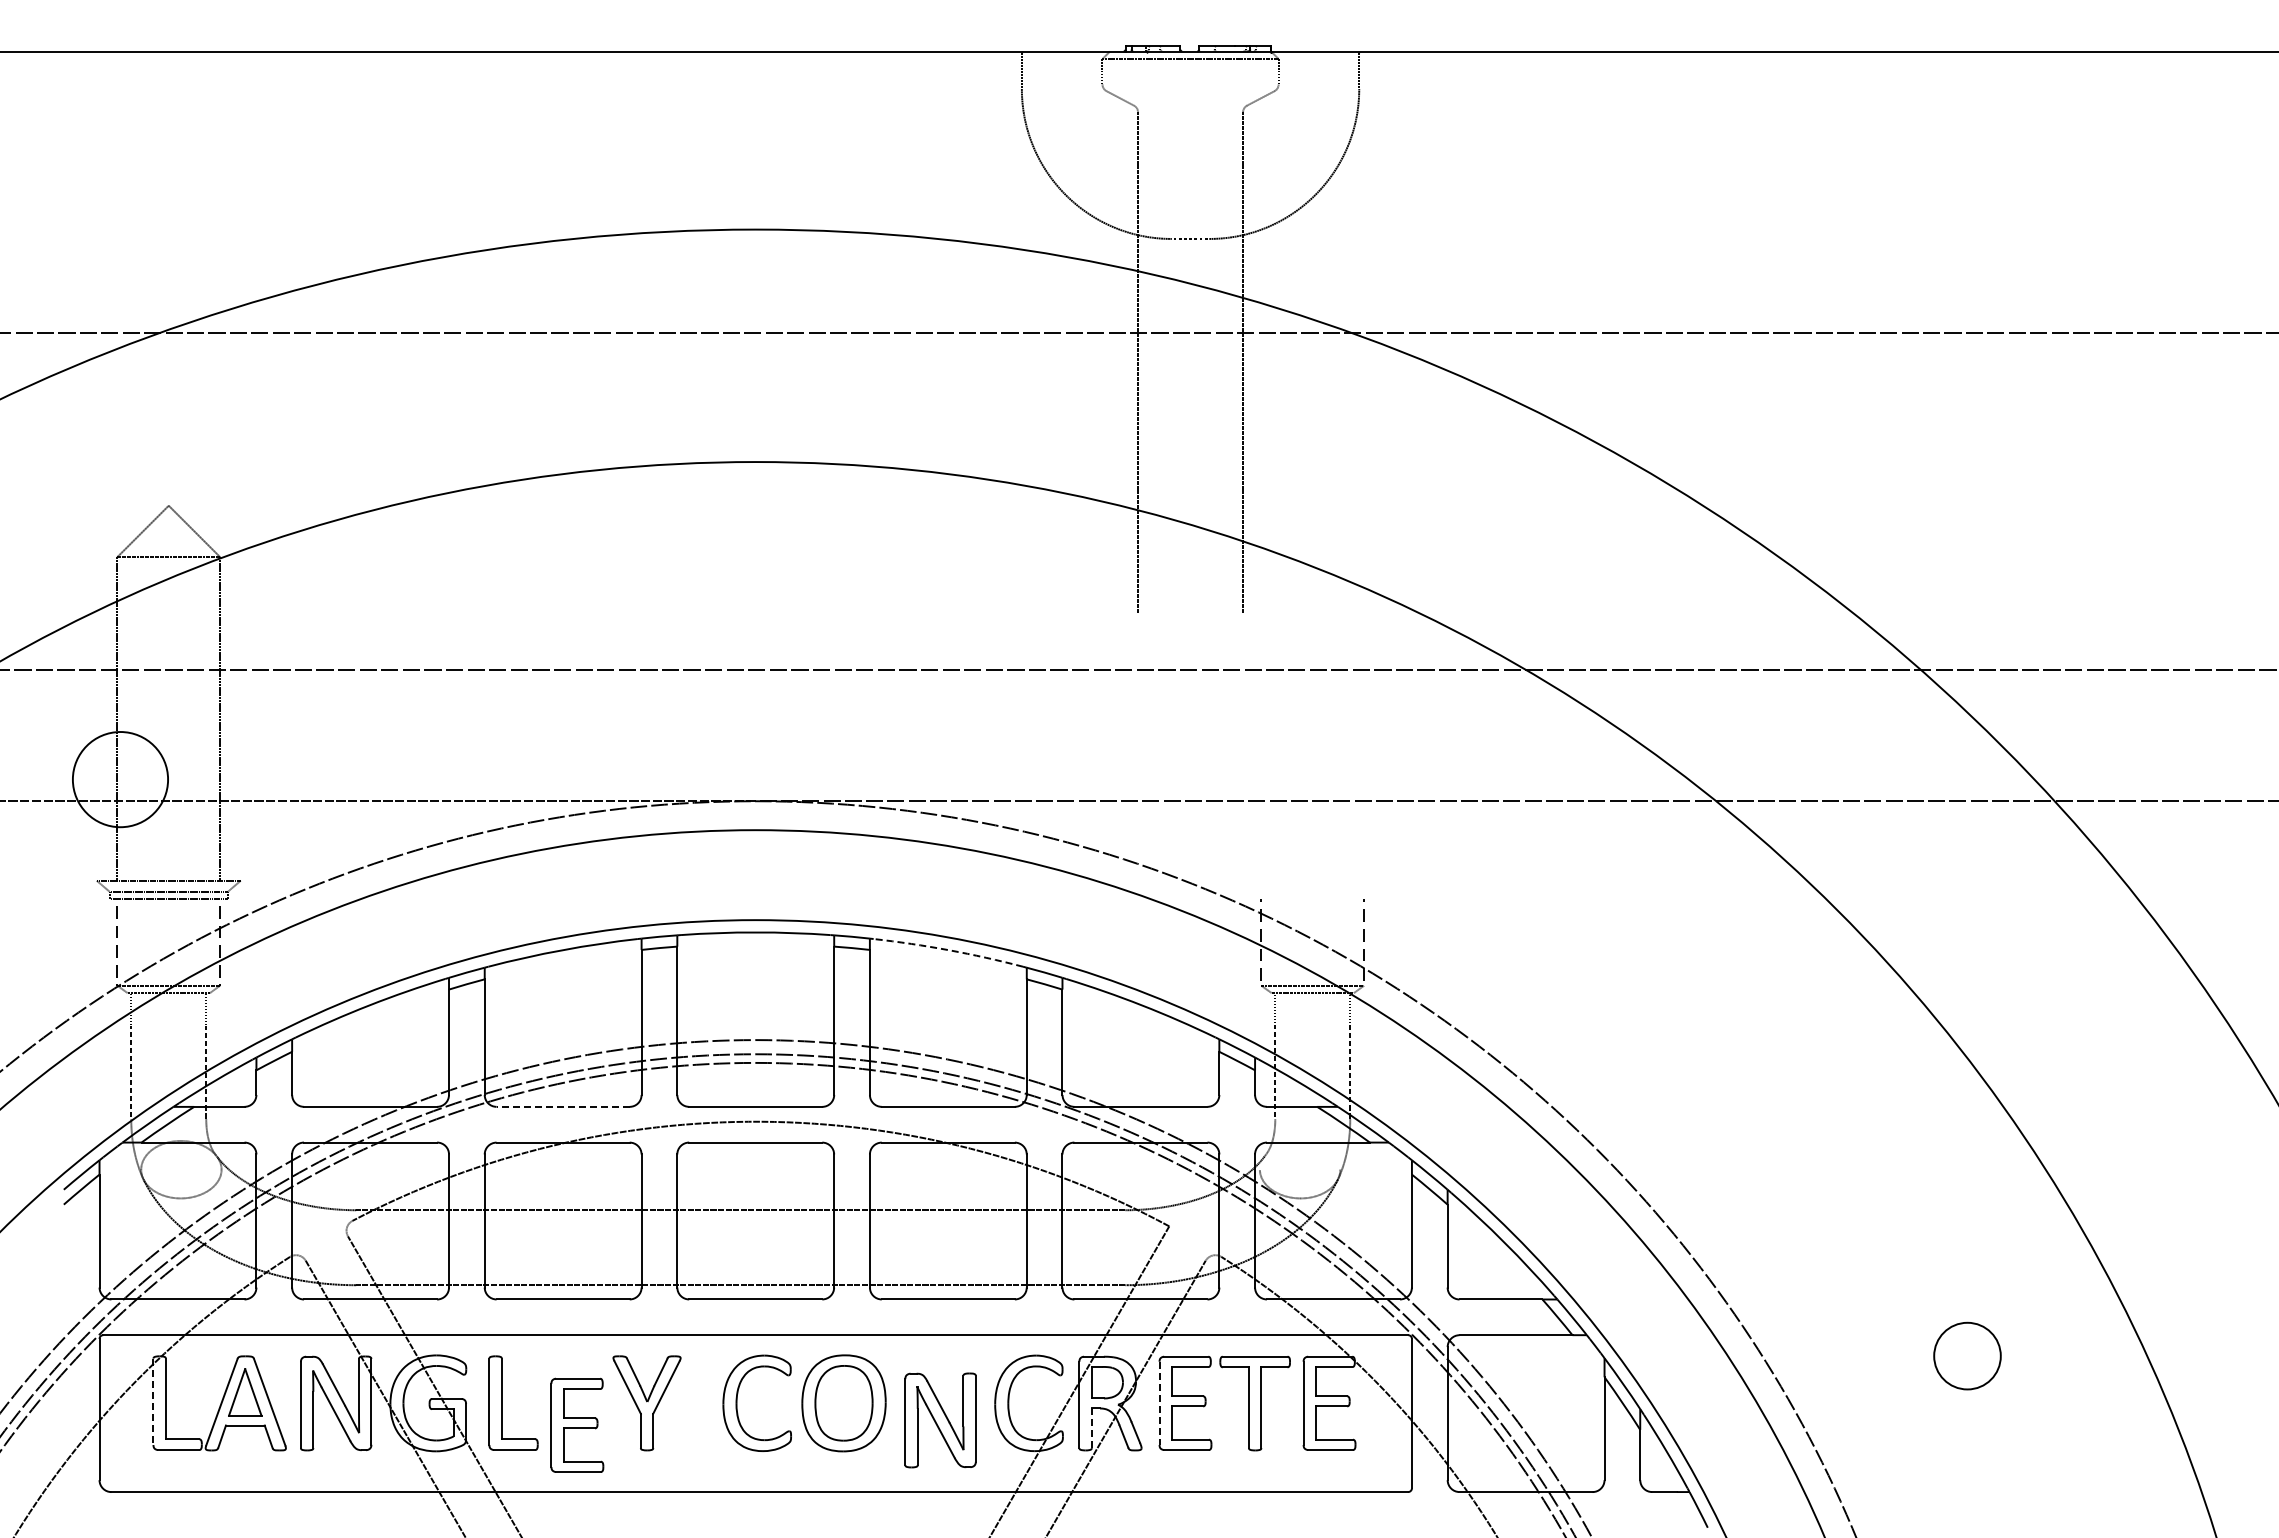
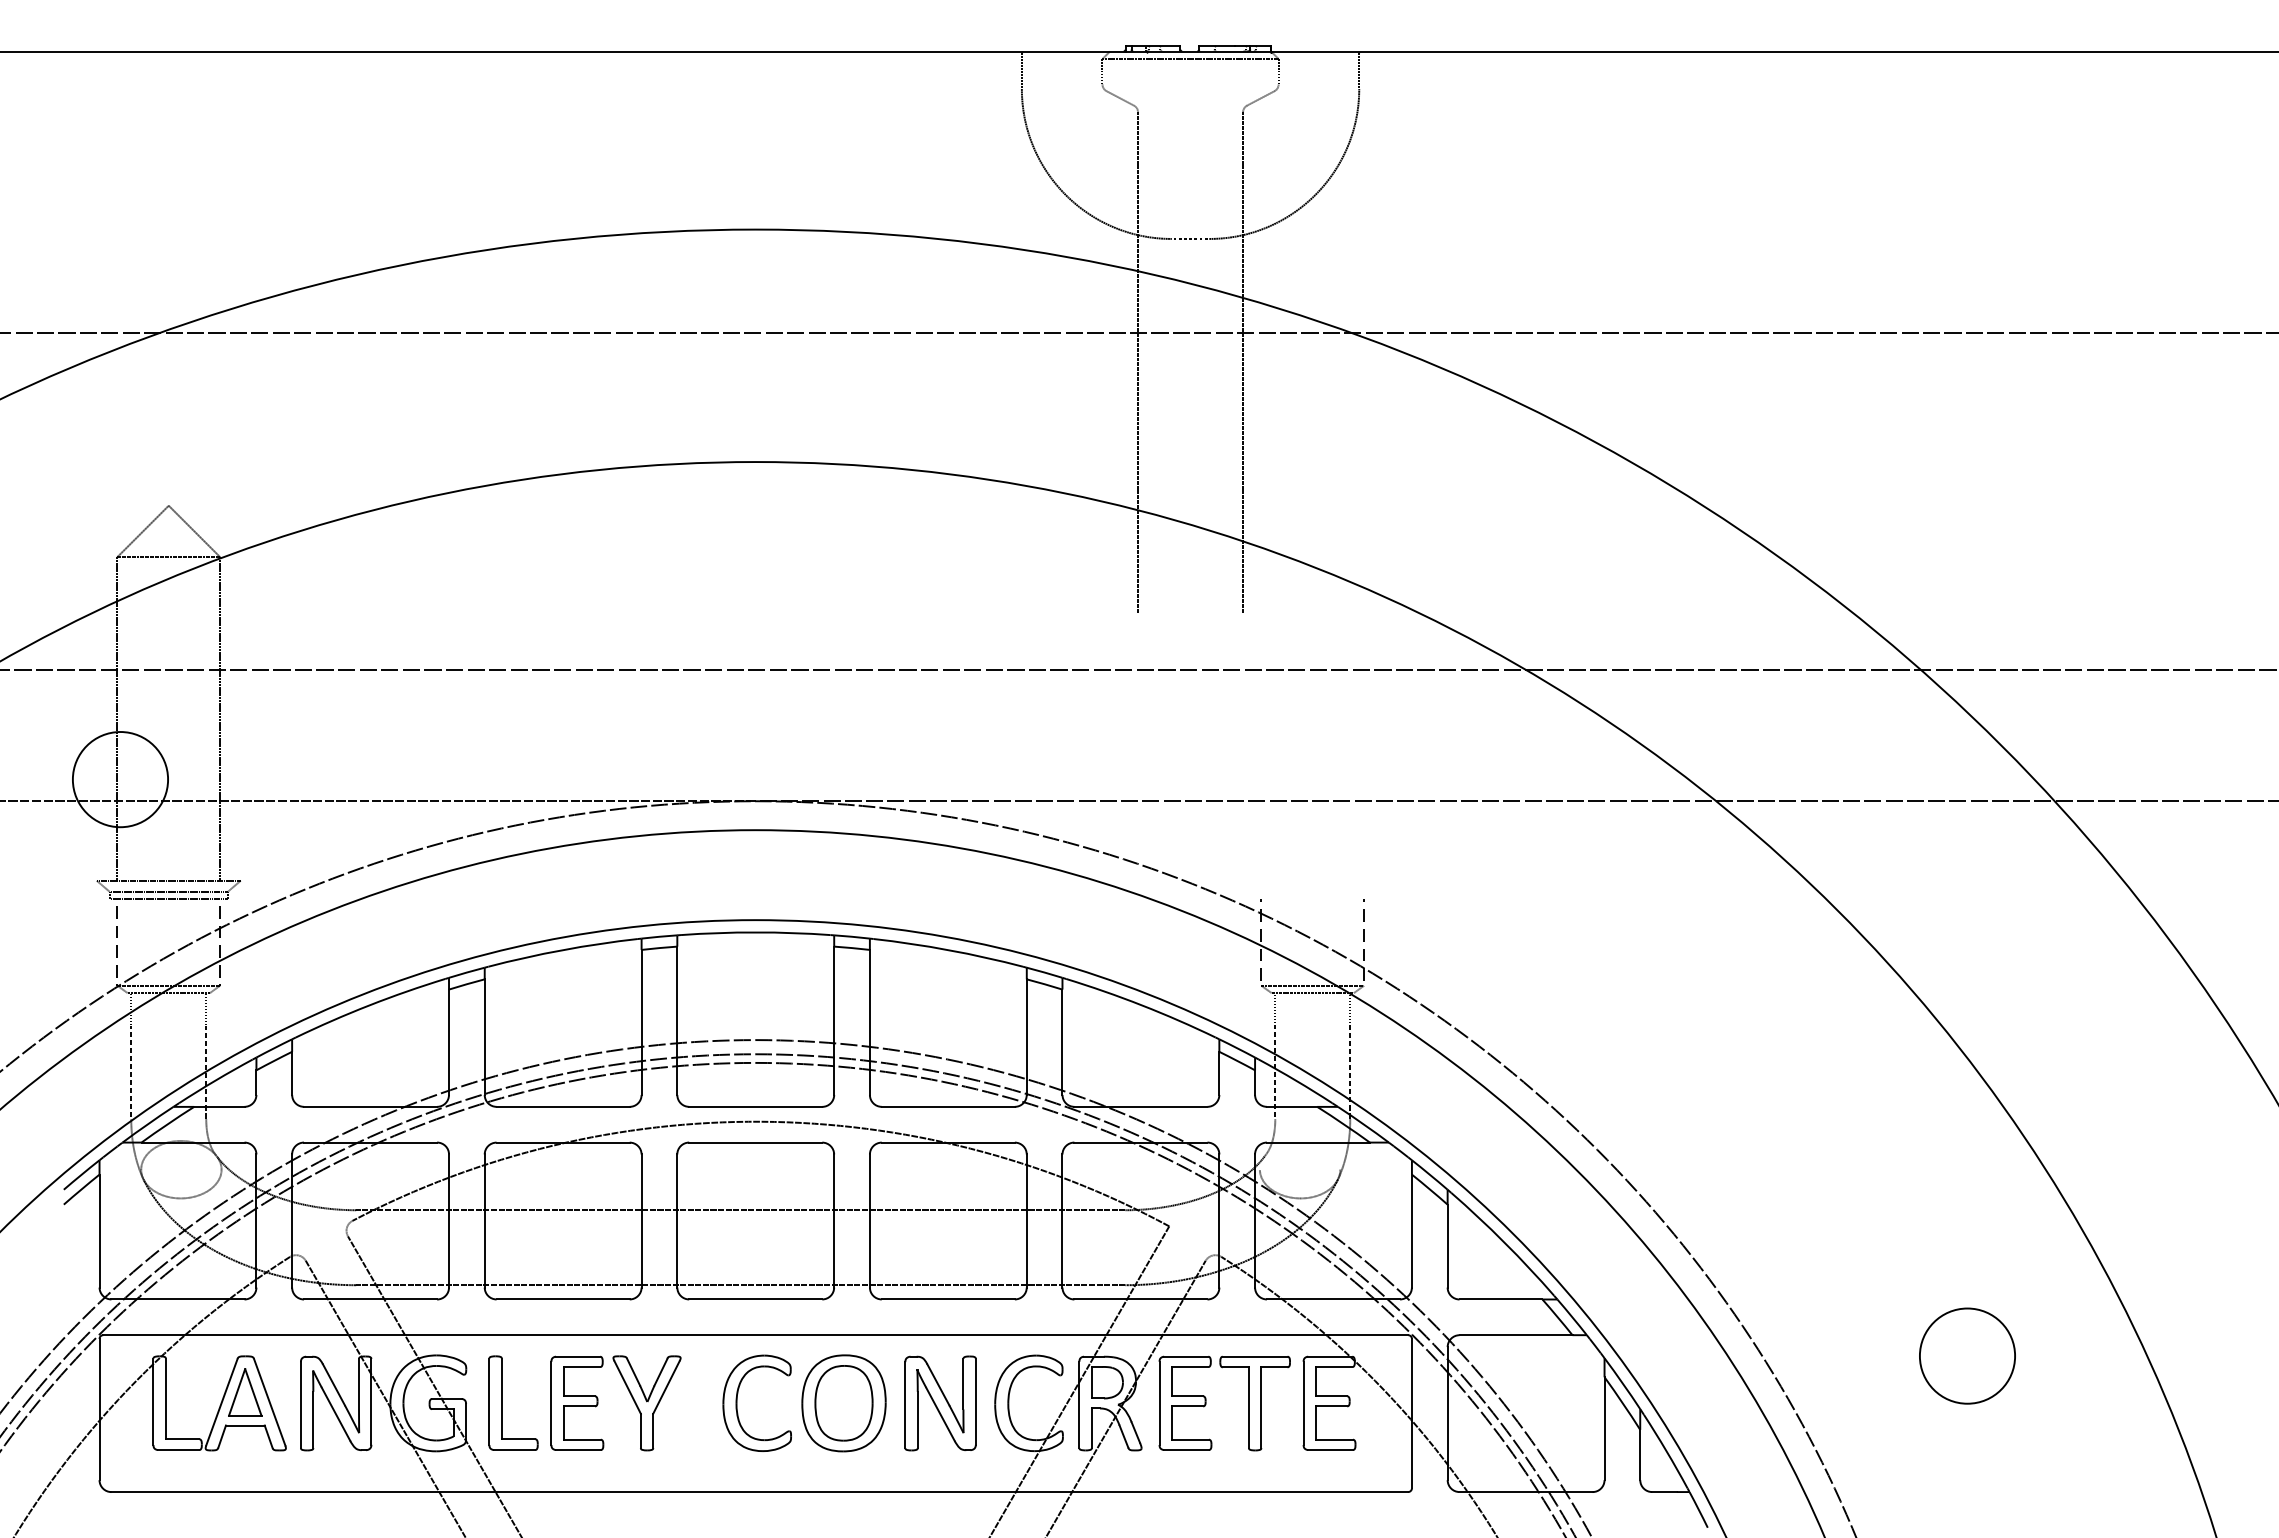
arc: dashed -> solid (948, 950)
line: dashed -> solid (563, 1106)
circle diameter: 67 px -> 95 px (1967, 1355)
line: dashed -> solid (153, 1402)
line: dashed -> solid (1159, 1403)
part position: (940, 1420) -> (940, 1403) (940, 1403)
part position: (577, 1424) -> (577, 1402) (577, 1402)
line: dashed -> solid (1091, 1428)
